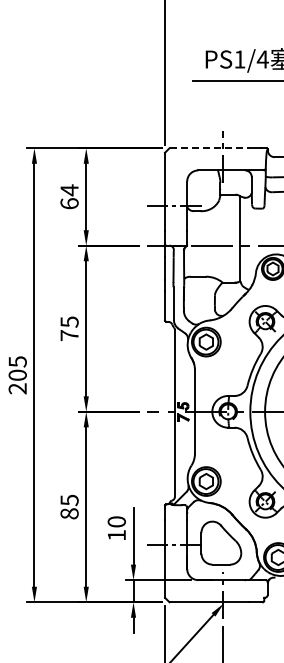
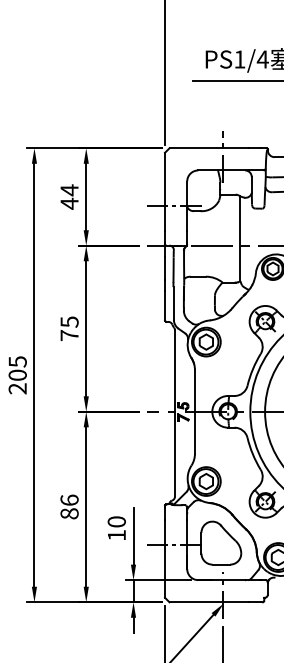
line: dashed -> solid (209, 148)
text: 64 -> 44 (69, 203)
text: 85 -> 86 (69, 500)
